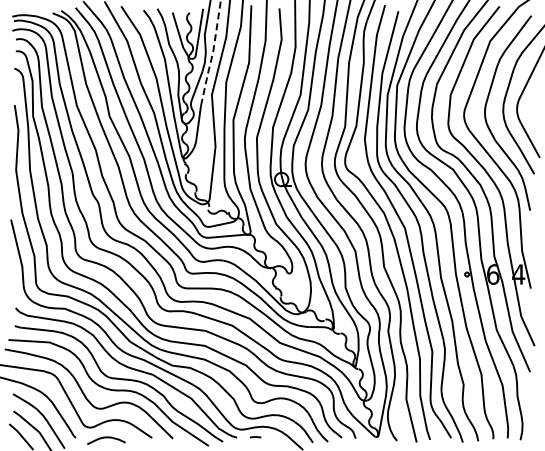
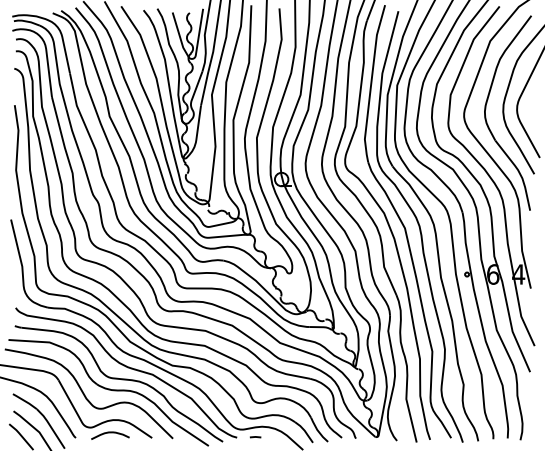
line: dashed -> solid (212, 53)
curve position: (106, 438) -> (110, 433) (110, 433)
